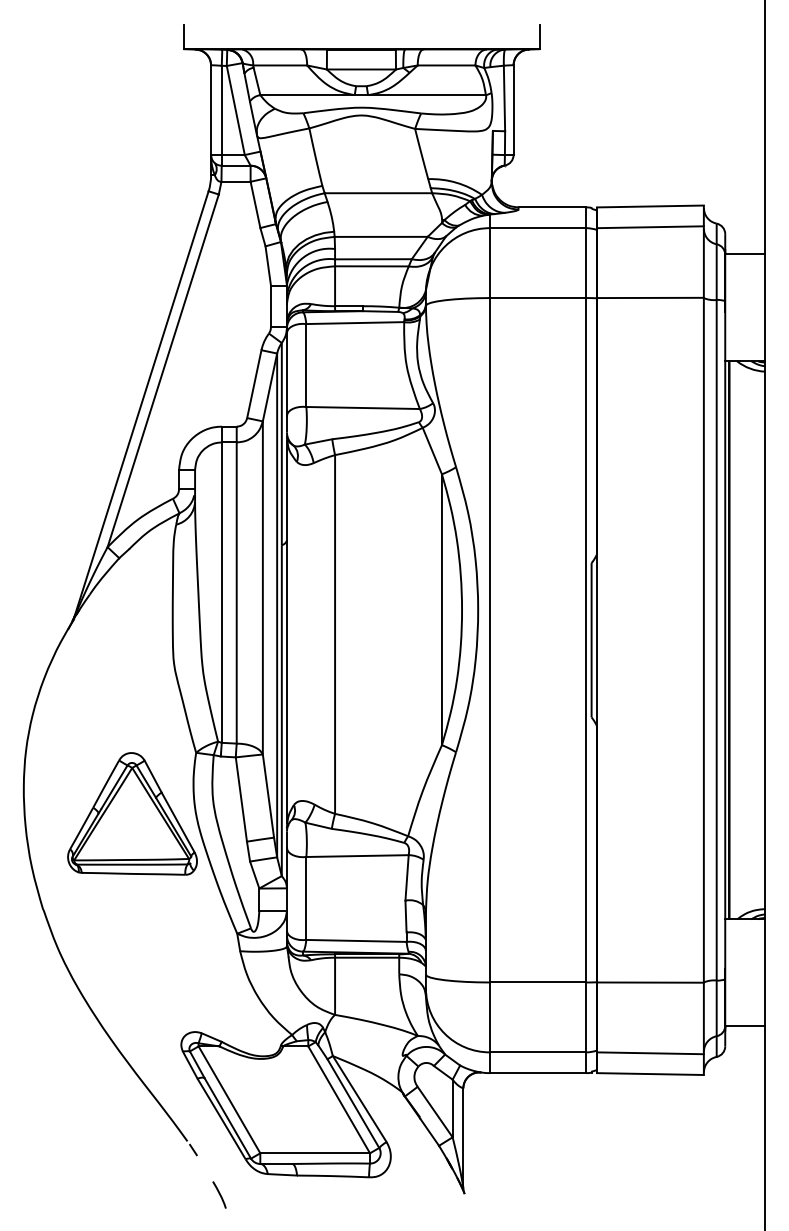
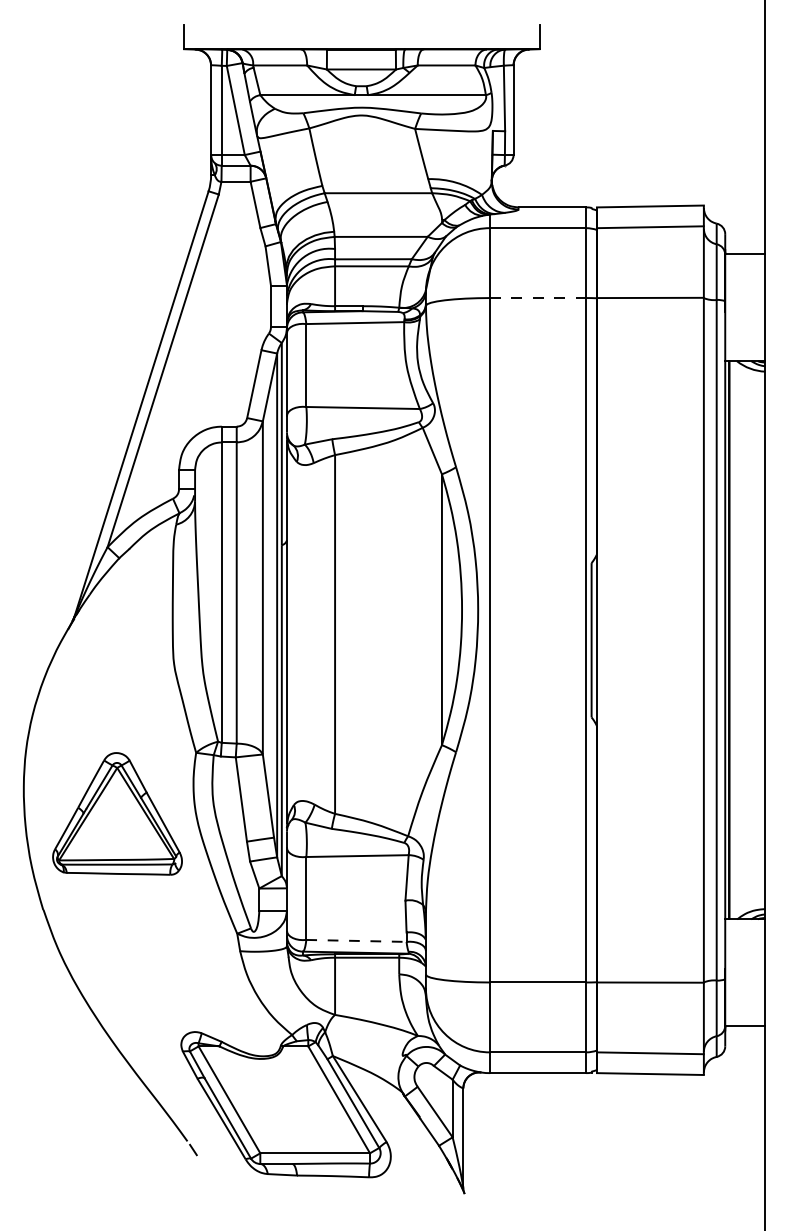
line: solid -> dashed (537, 298)
part position: (132, 813) -> (117, 813) (117, 813)
line: solid -> dashed (356, 940)
line: present -> none (219, 1194)
